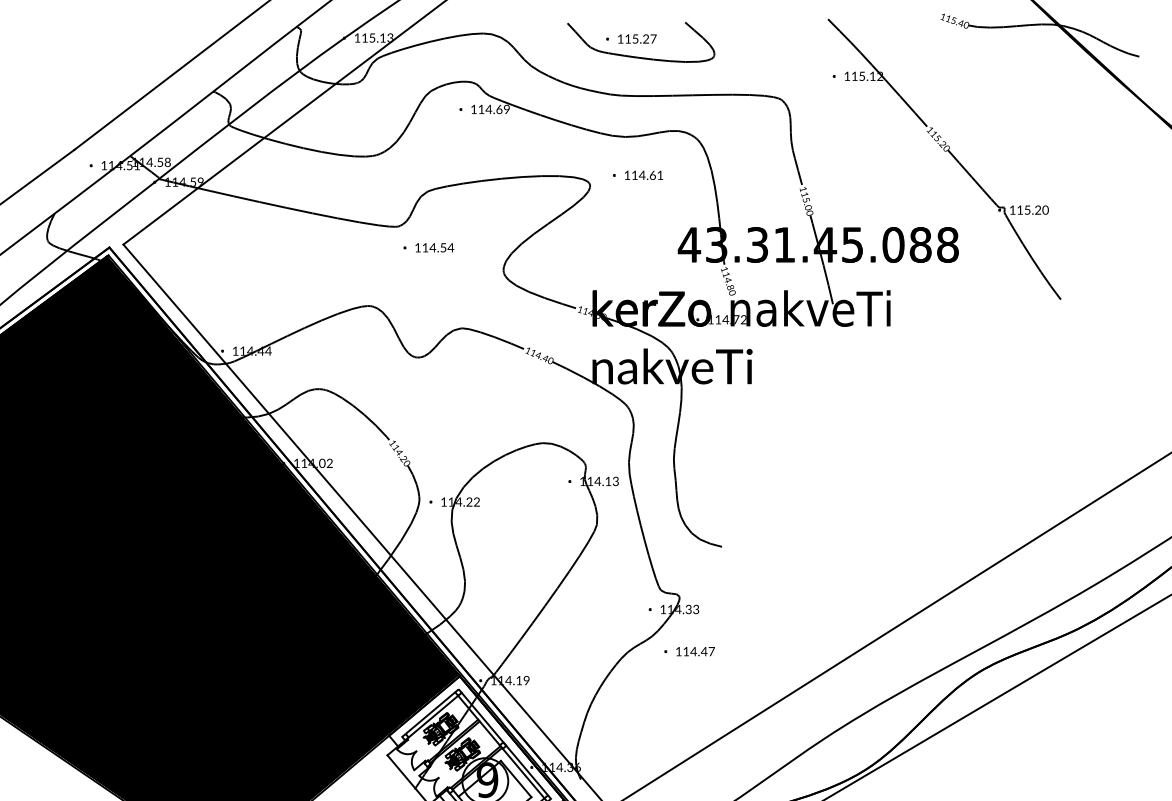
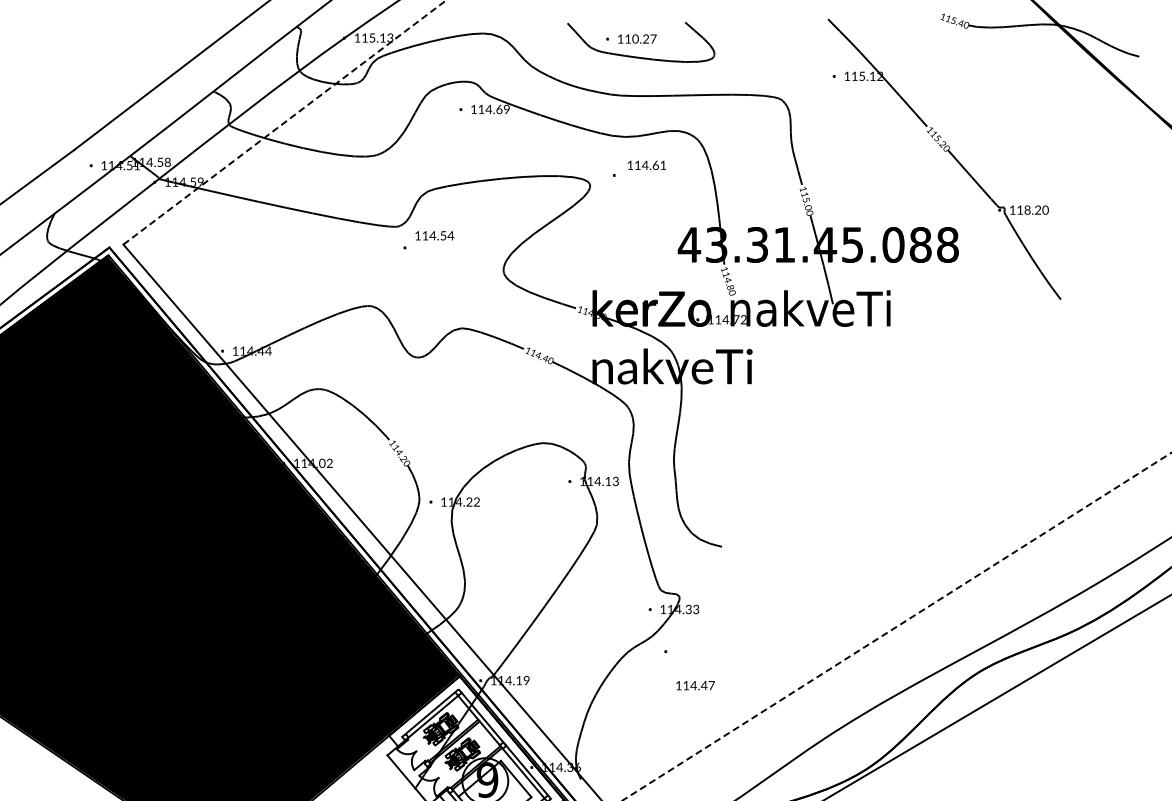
text: 115.27 -> 110.27 (635, 38)
line: solid -> dashed (285, 122)
text position: (644, 174) -> (647, 164) (647, 164)
text: 115.20 -> 118.20 (1027, 209)
text position: (434, 247) -> (434, 235) (434, 235)
line: solid -> dashed (897, 626)
text position: (695, 651) -> (695, 685) (695, 685)
